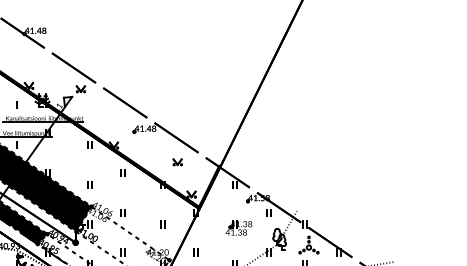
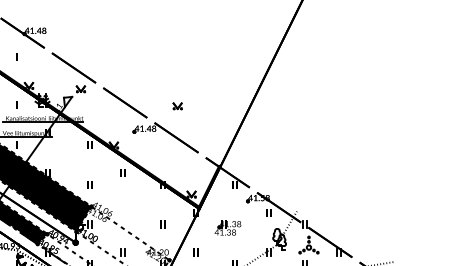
part: none -> present (16, 56)
part position: (177, 162) -> (177, 106) (177, 106)
part: present -> none (122, 212)
part position: (238, 227) -> (227, 227) (227, 227)
